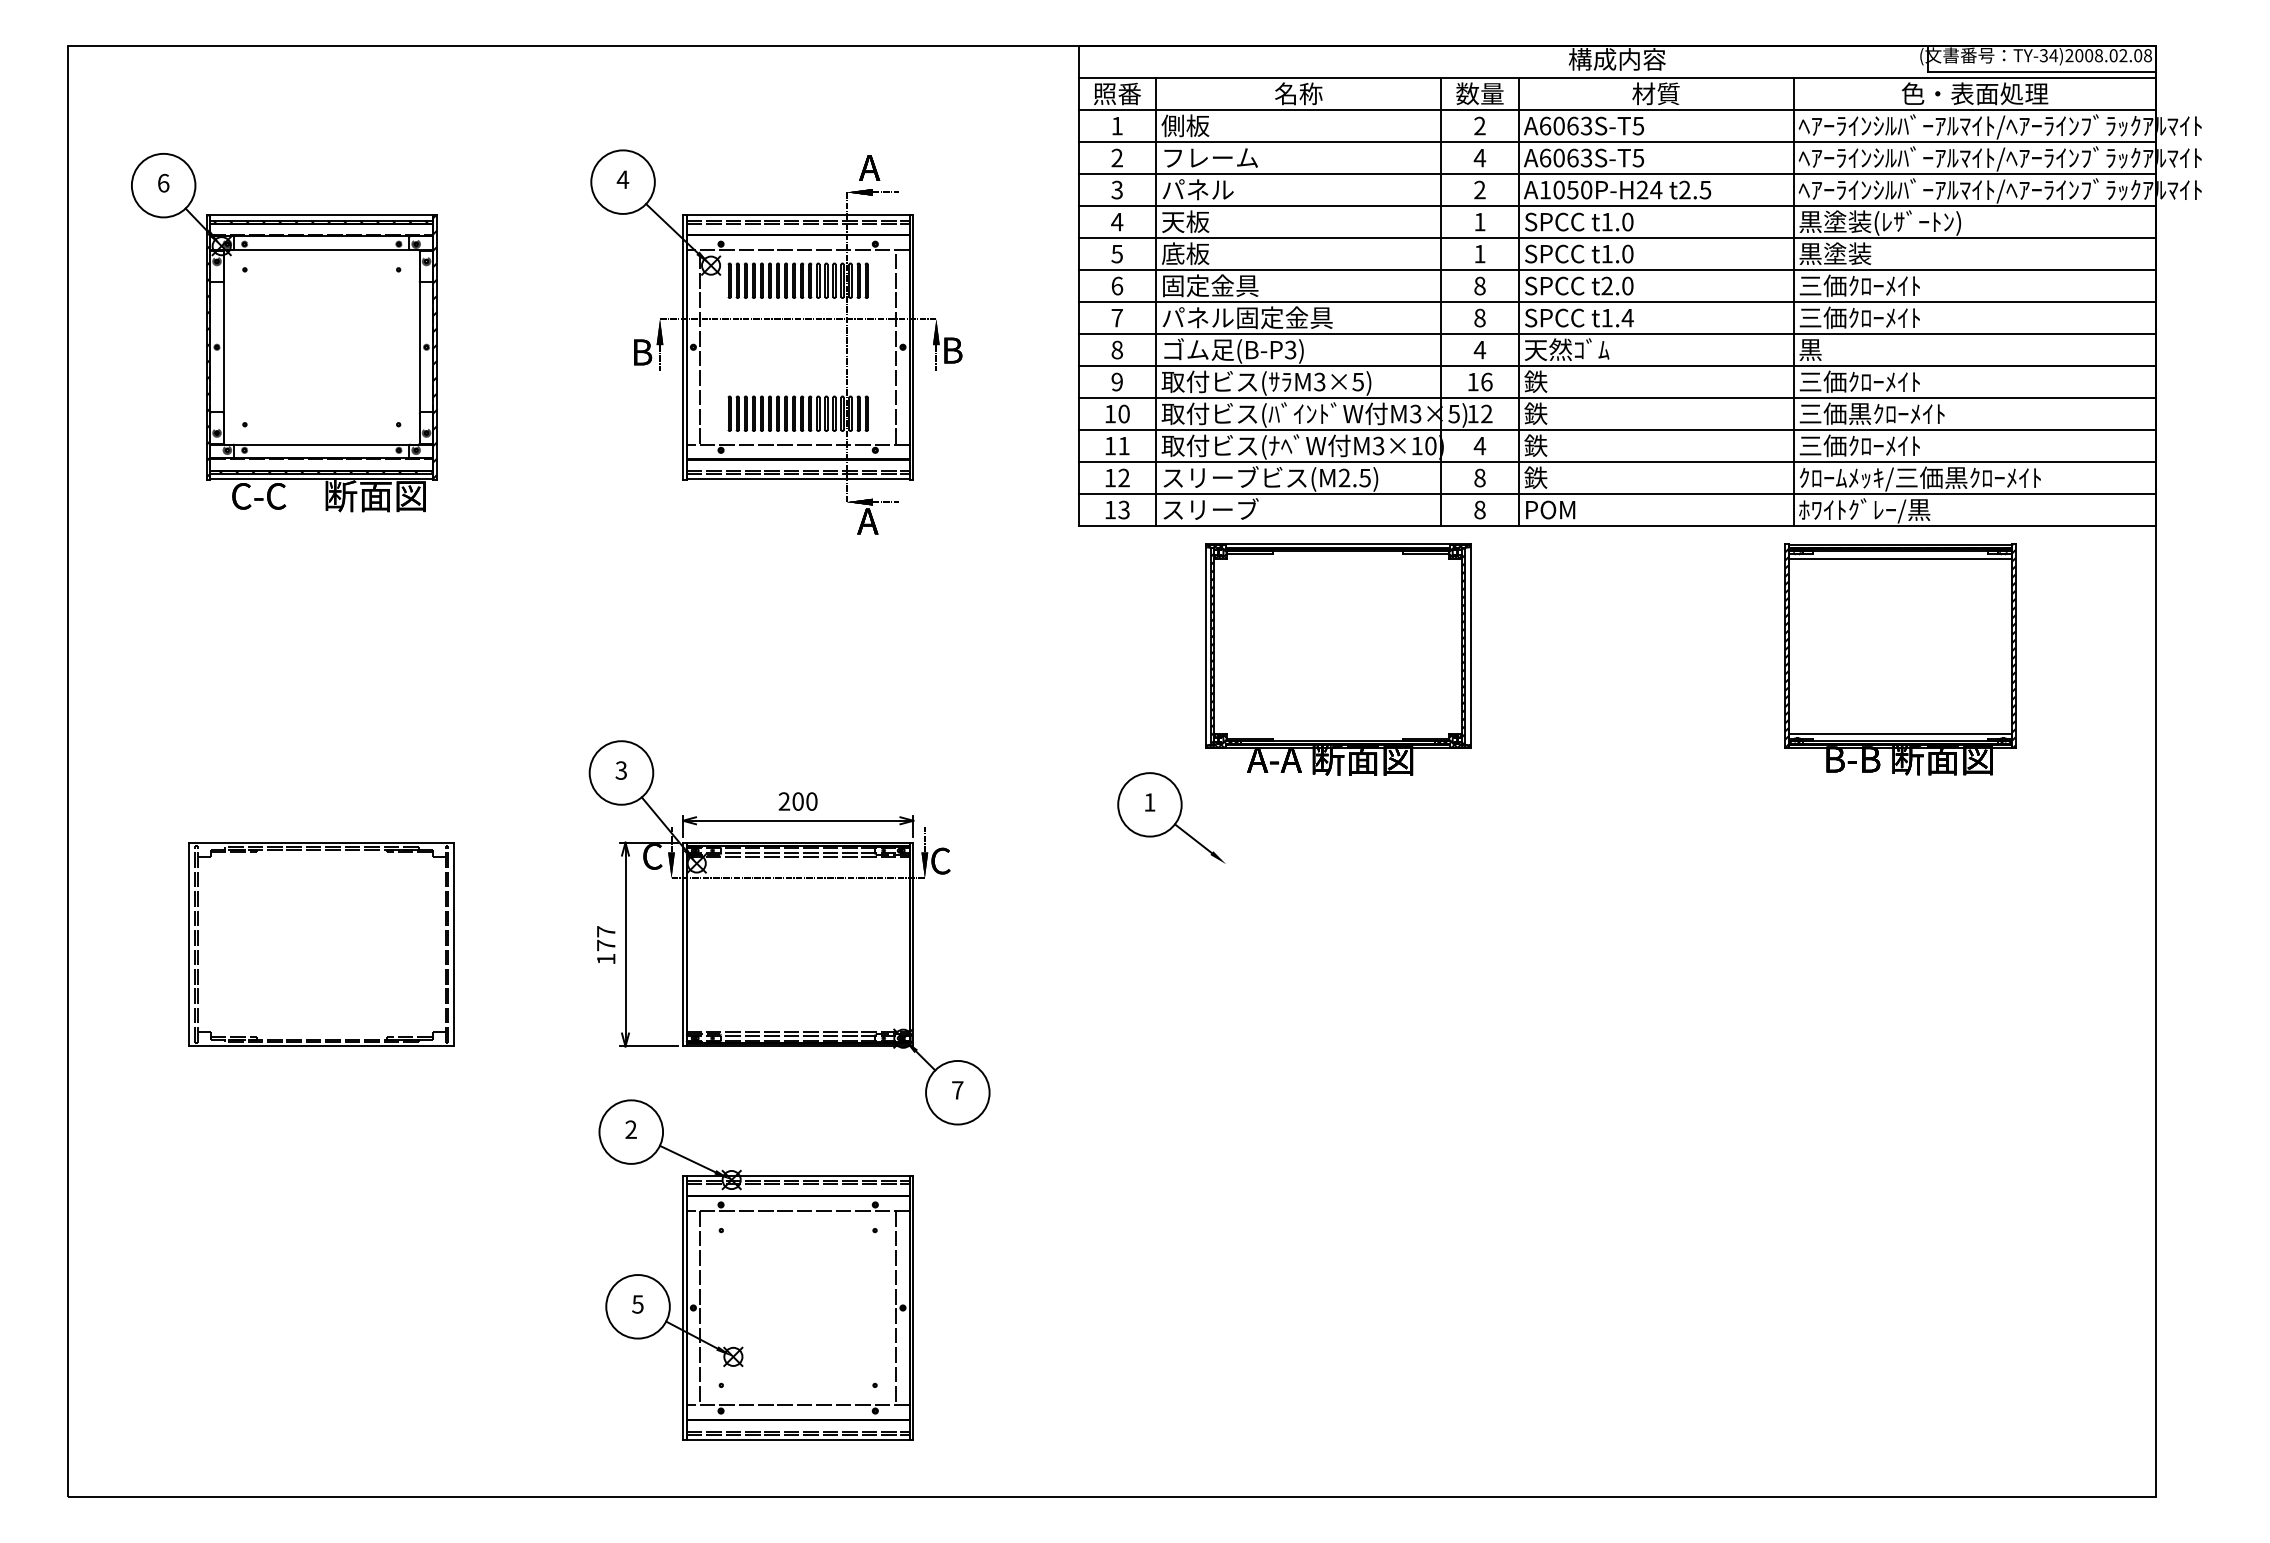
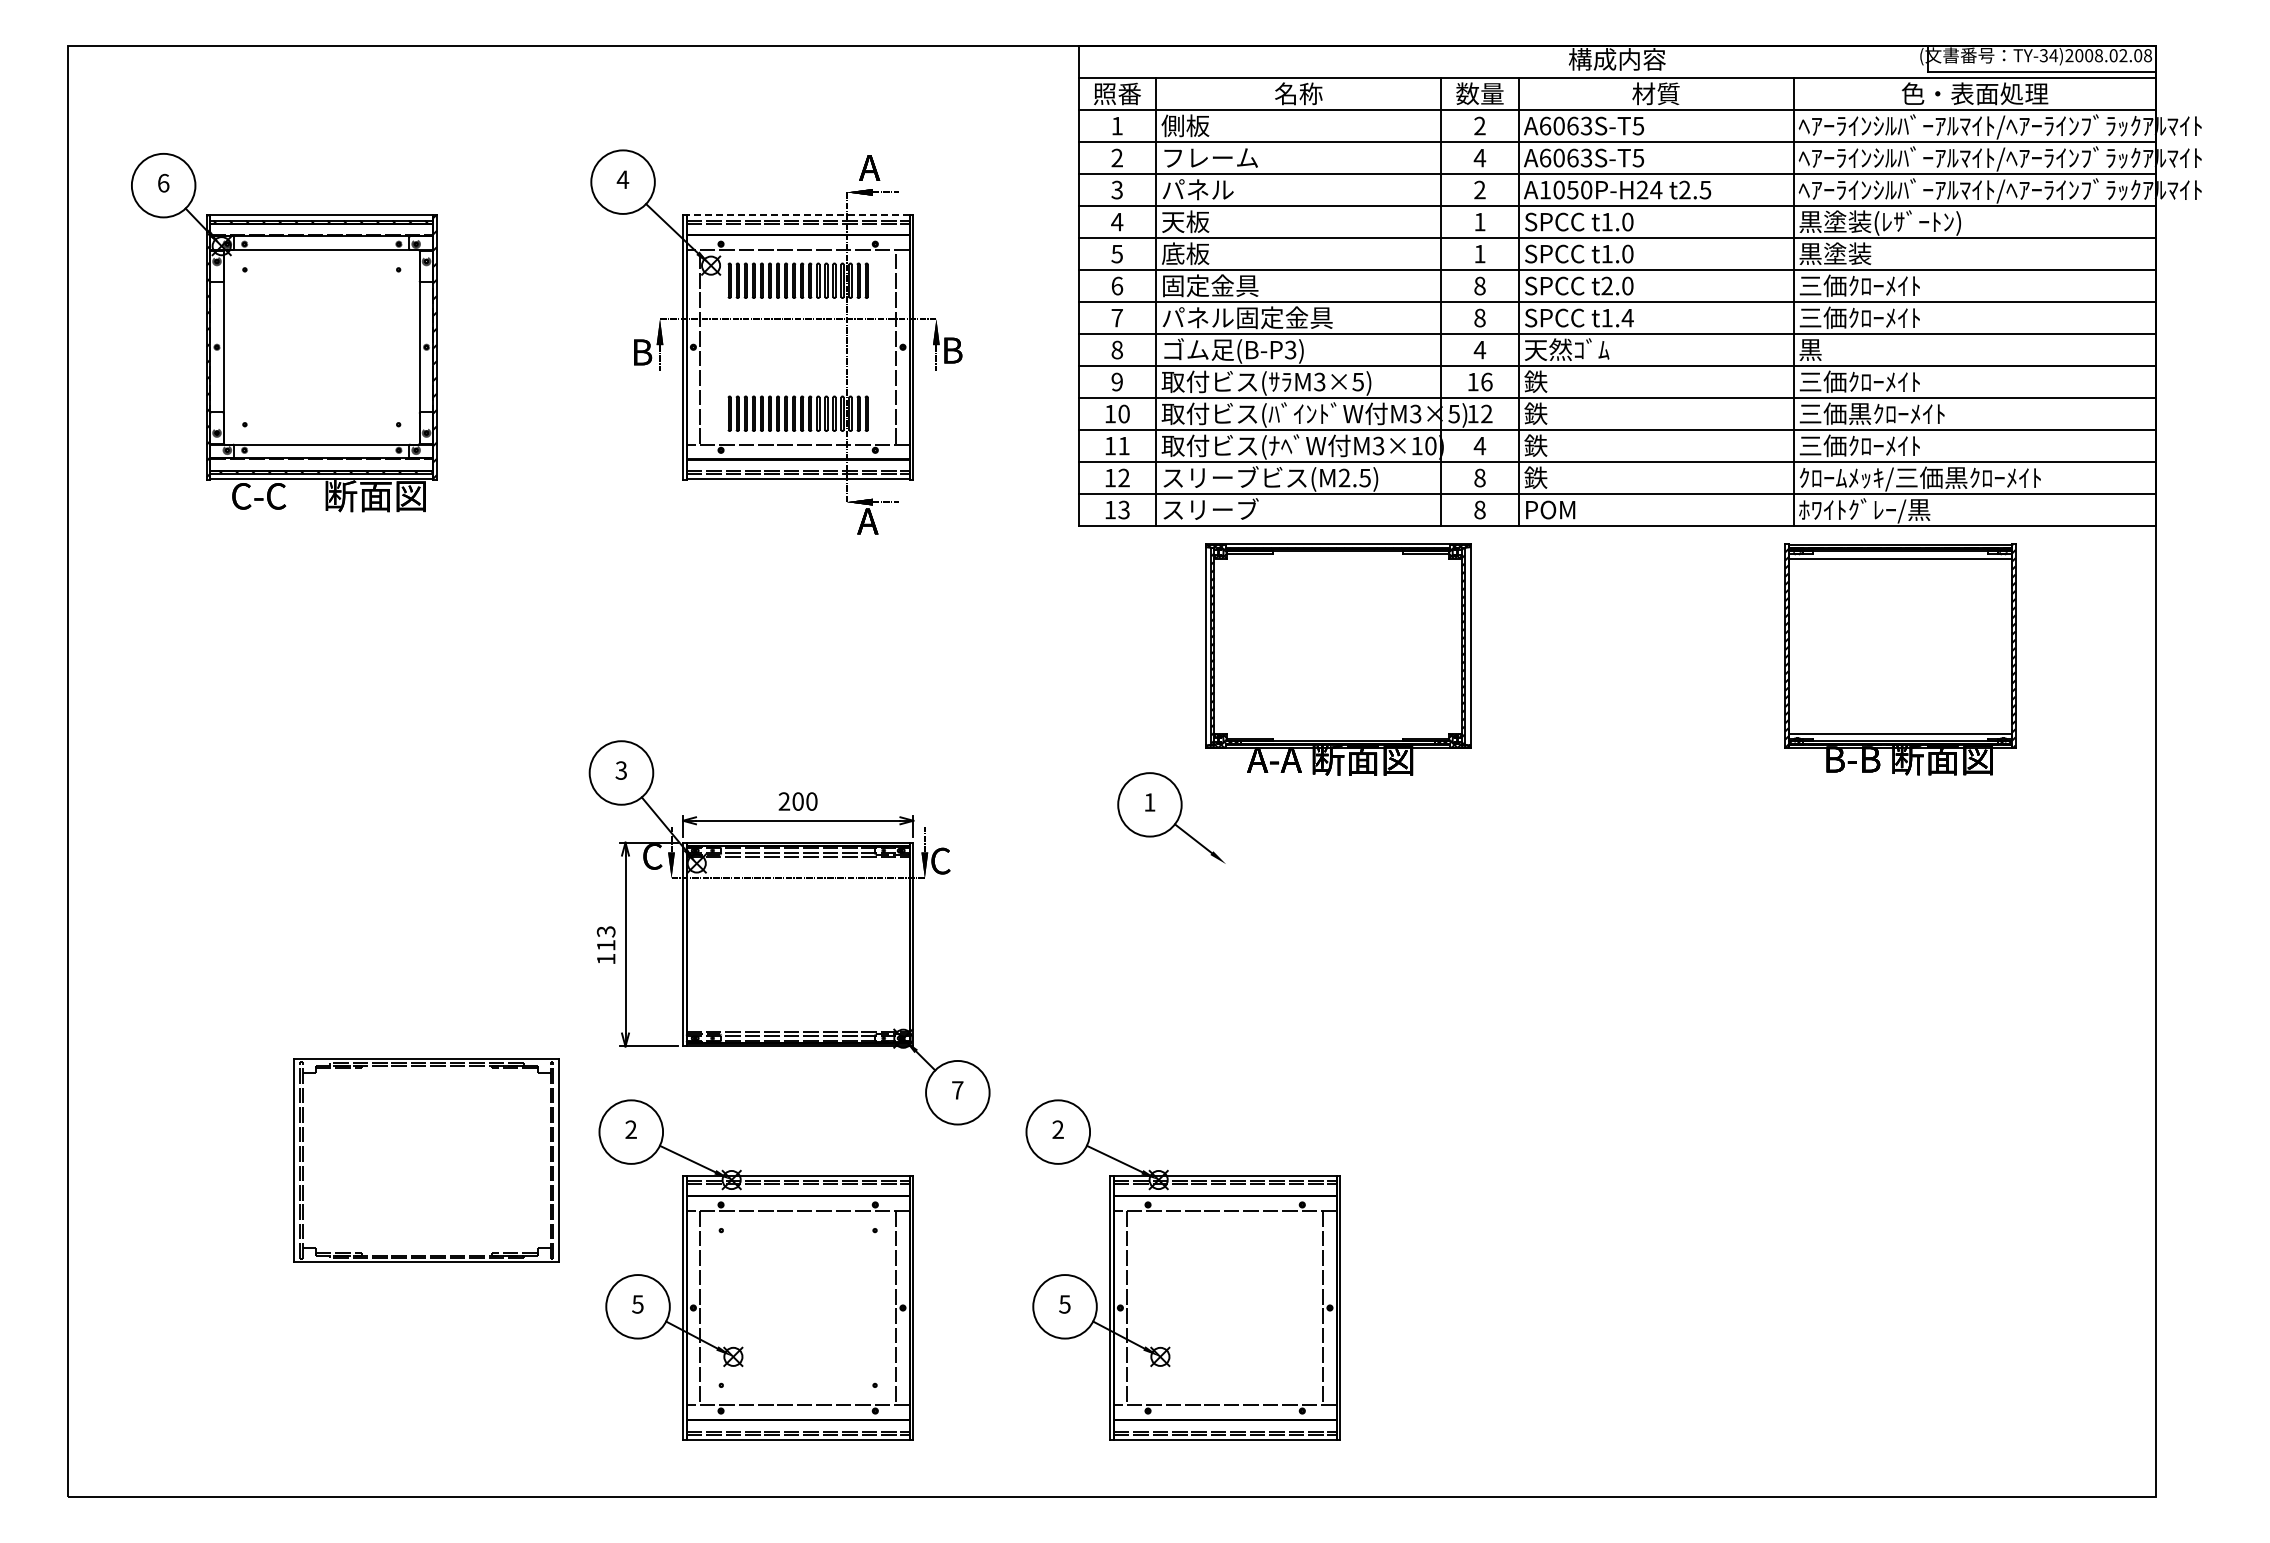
line: solid -> dashed (798, 215)
text: 177 -> 113 (605, 938)
part position: (321, 944) -> (426, 1160) (426, 1160)
part: none -> present (1182, 1269)
